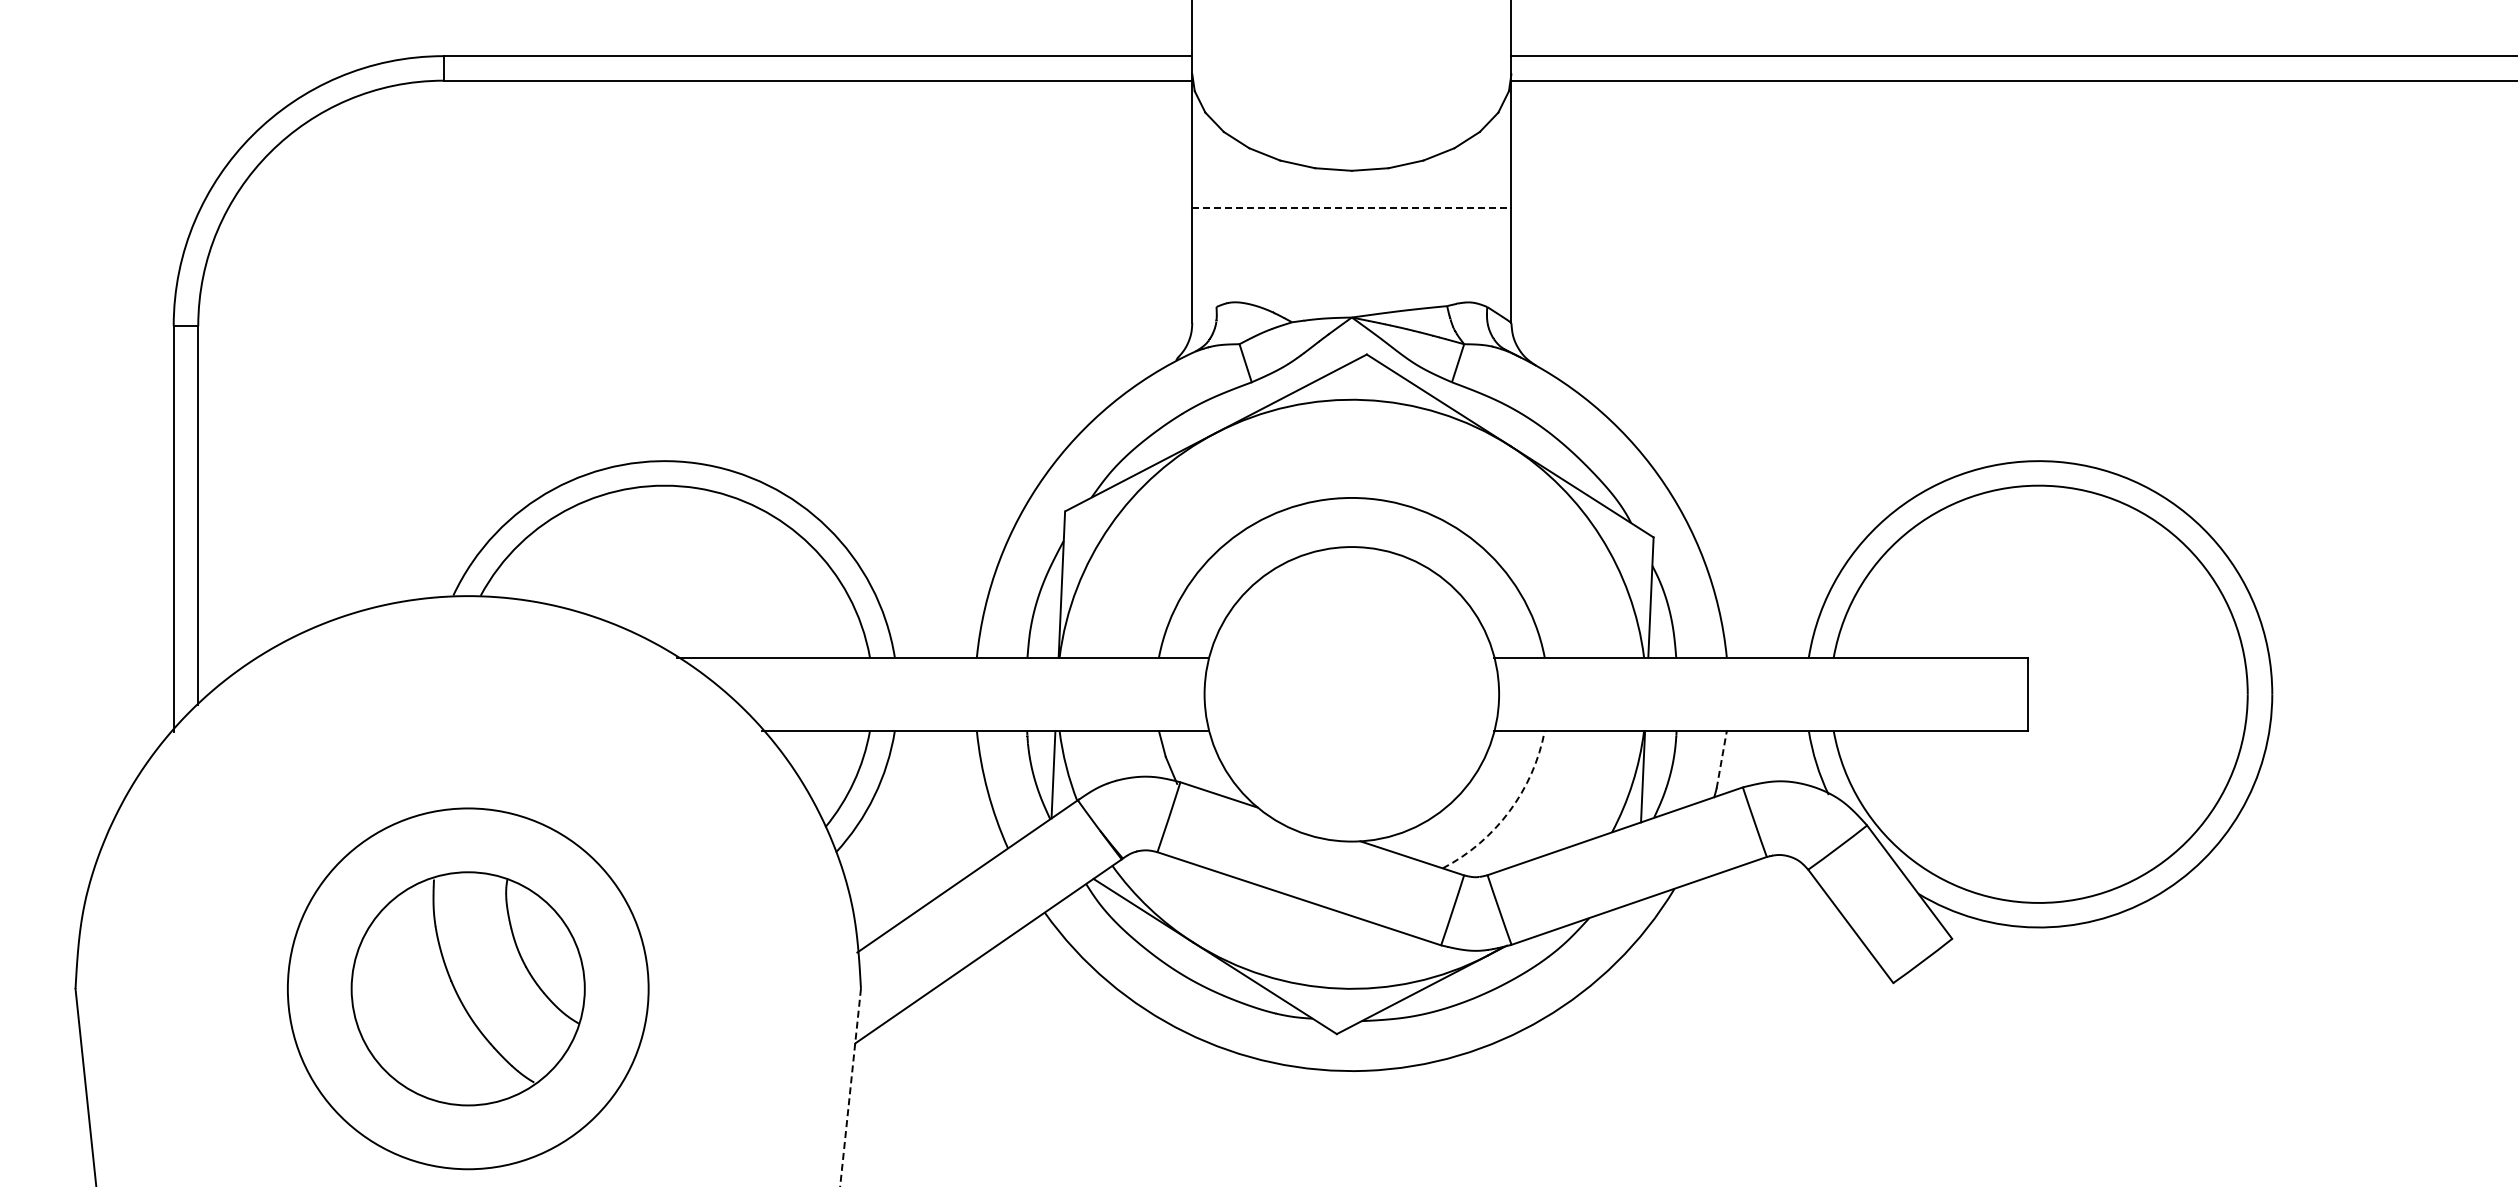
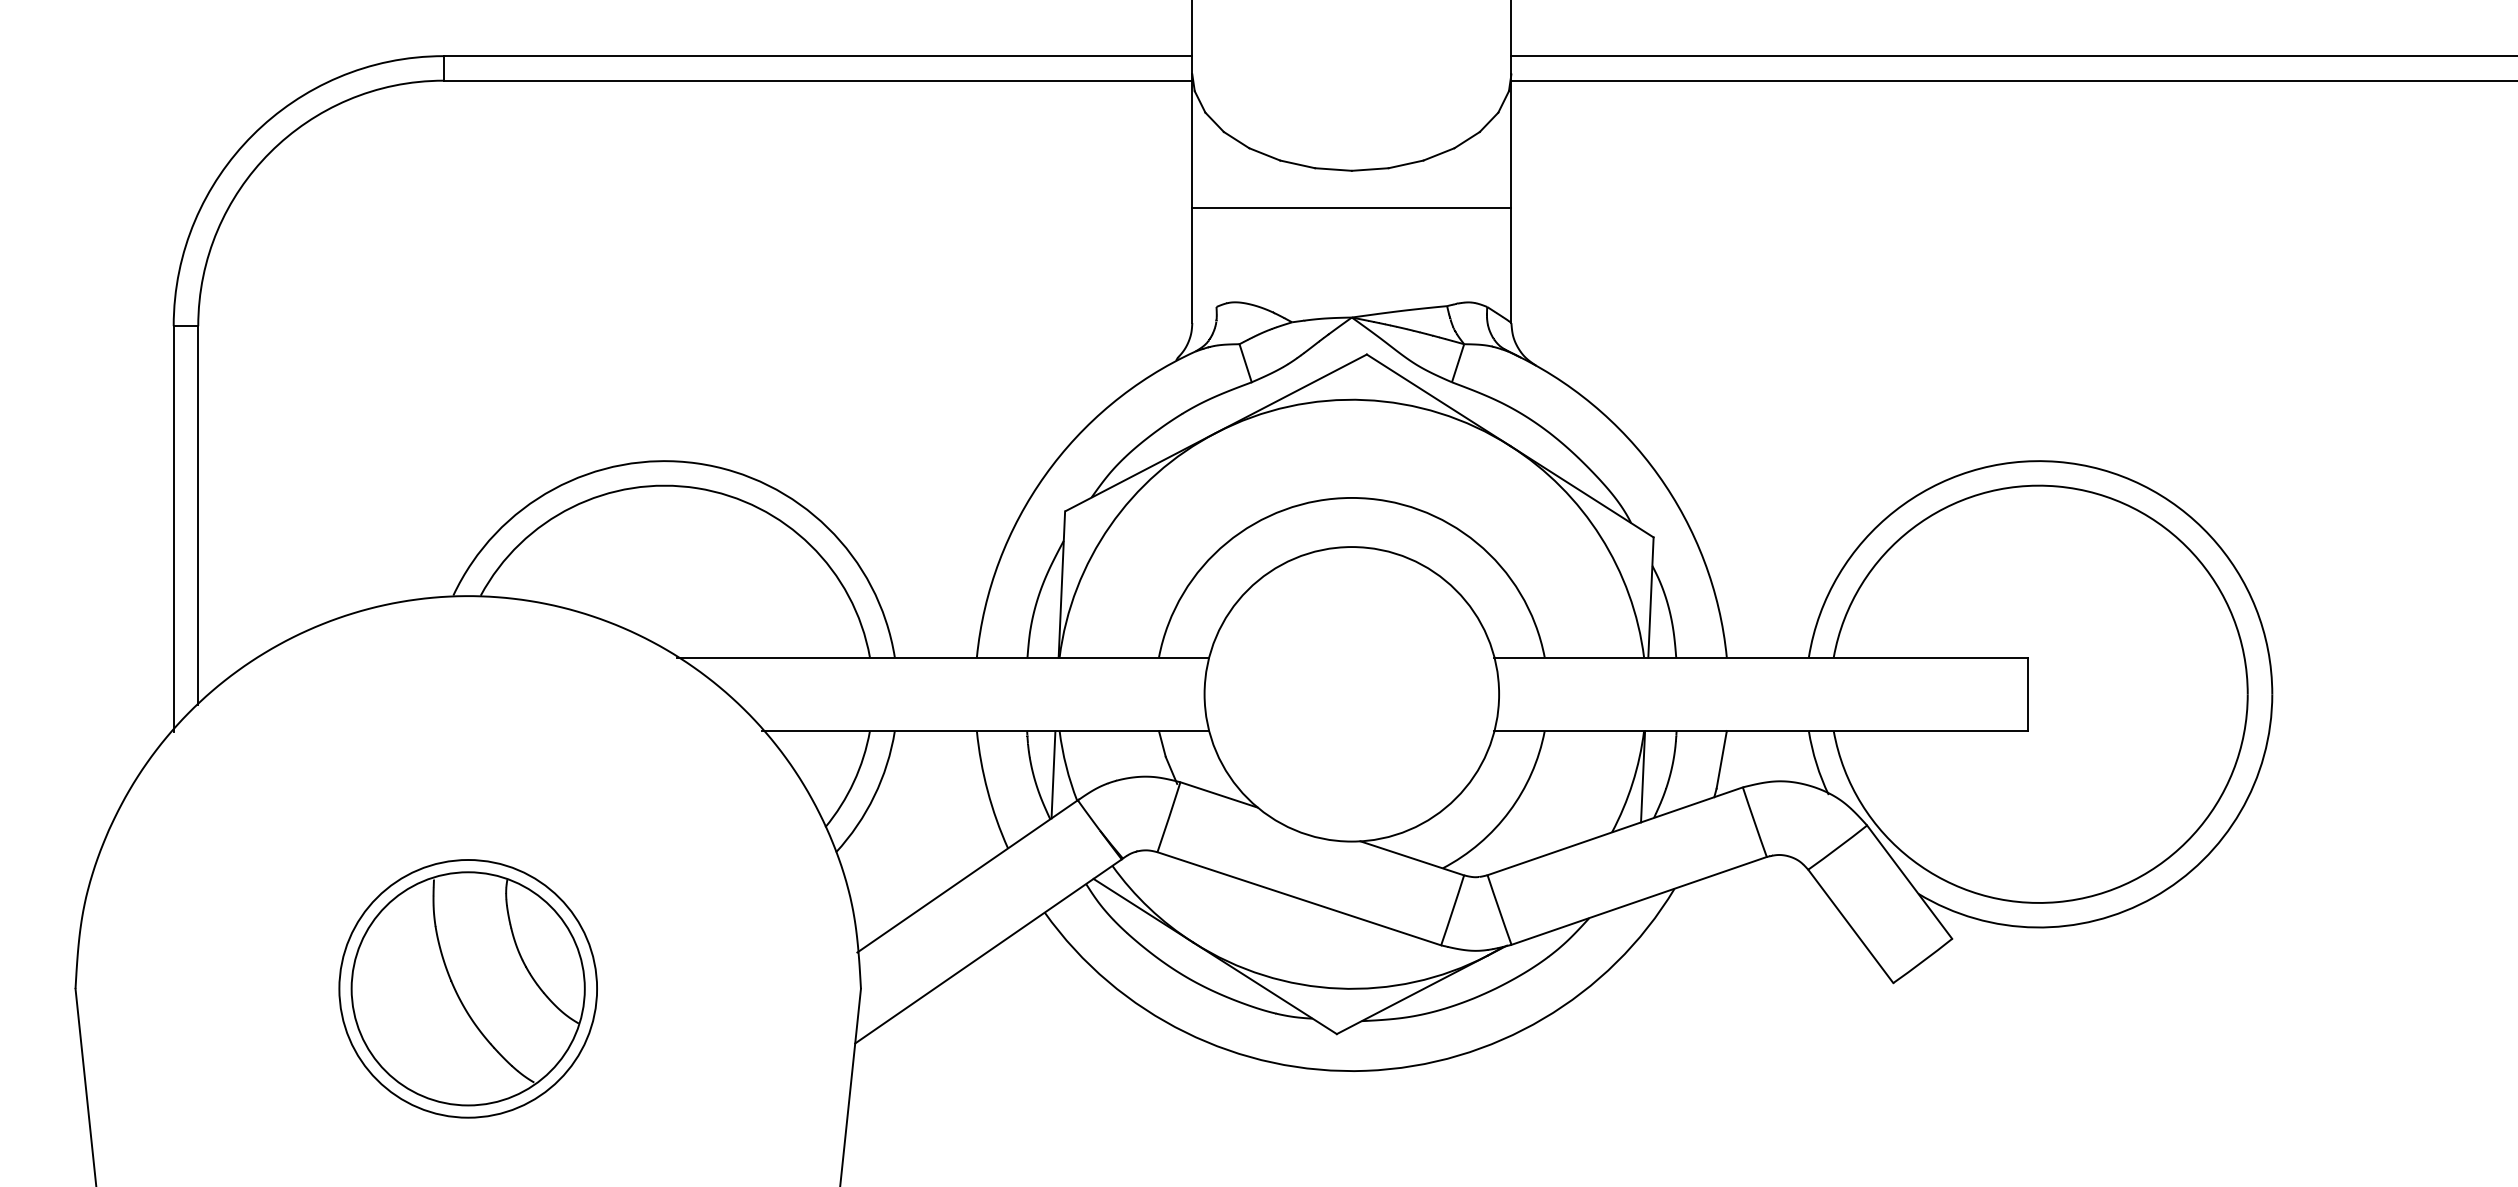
line: dashed -> solid (1351, 207)
line: dashed -> solid (1721, 759)
arc: dashed -> solid (1509, 811)
circle diameter: 361 px -> 258 px (468, 988)
line: dashed -> solid (850, 1088)
